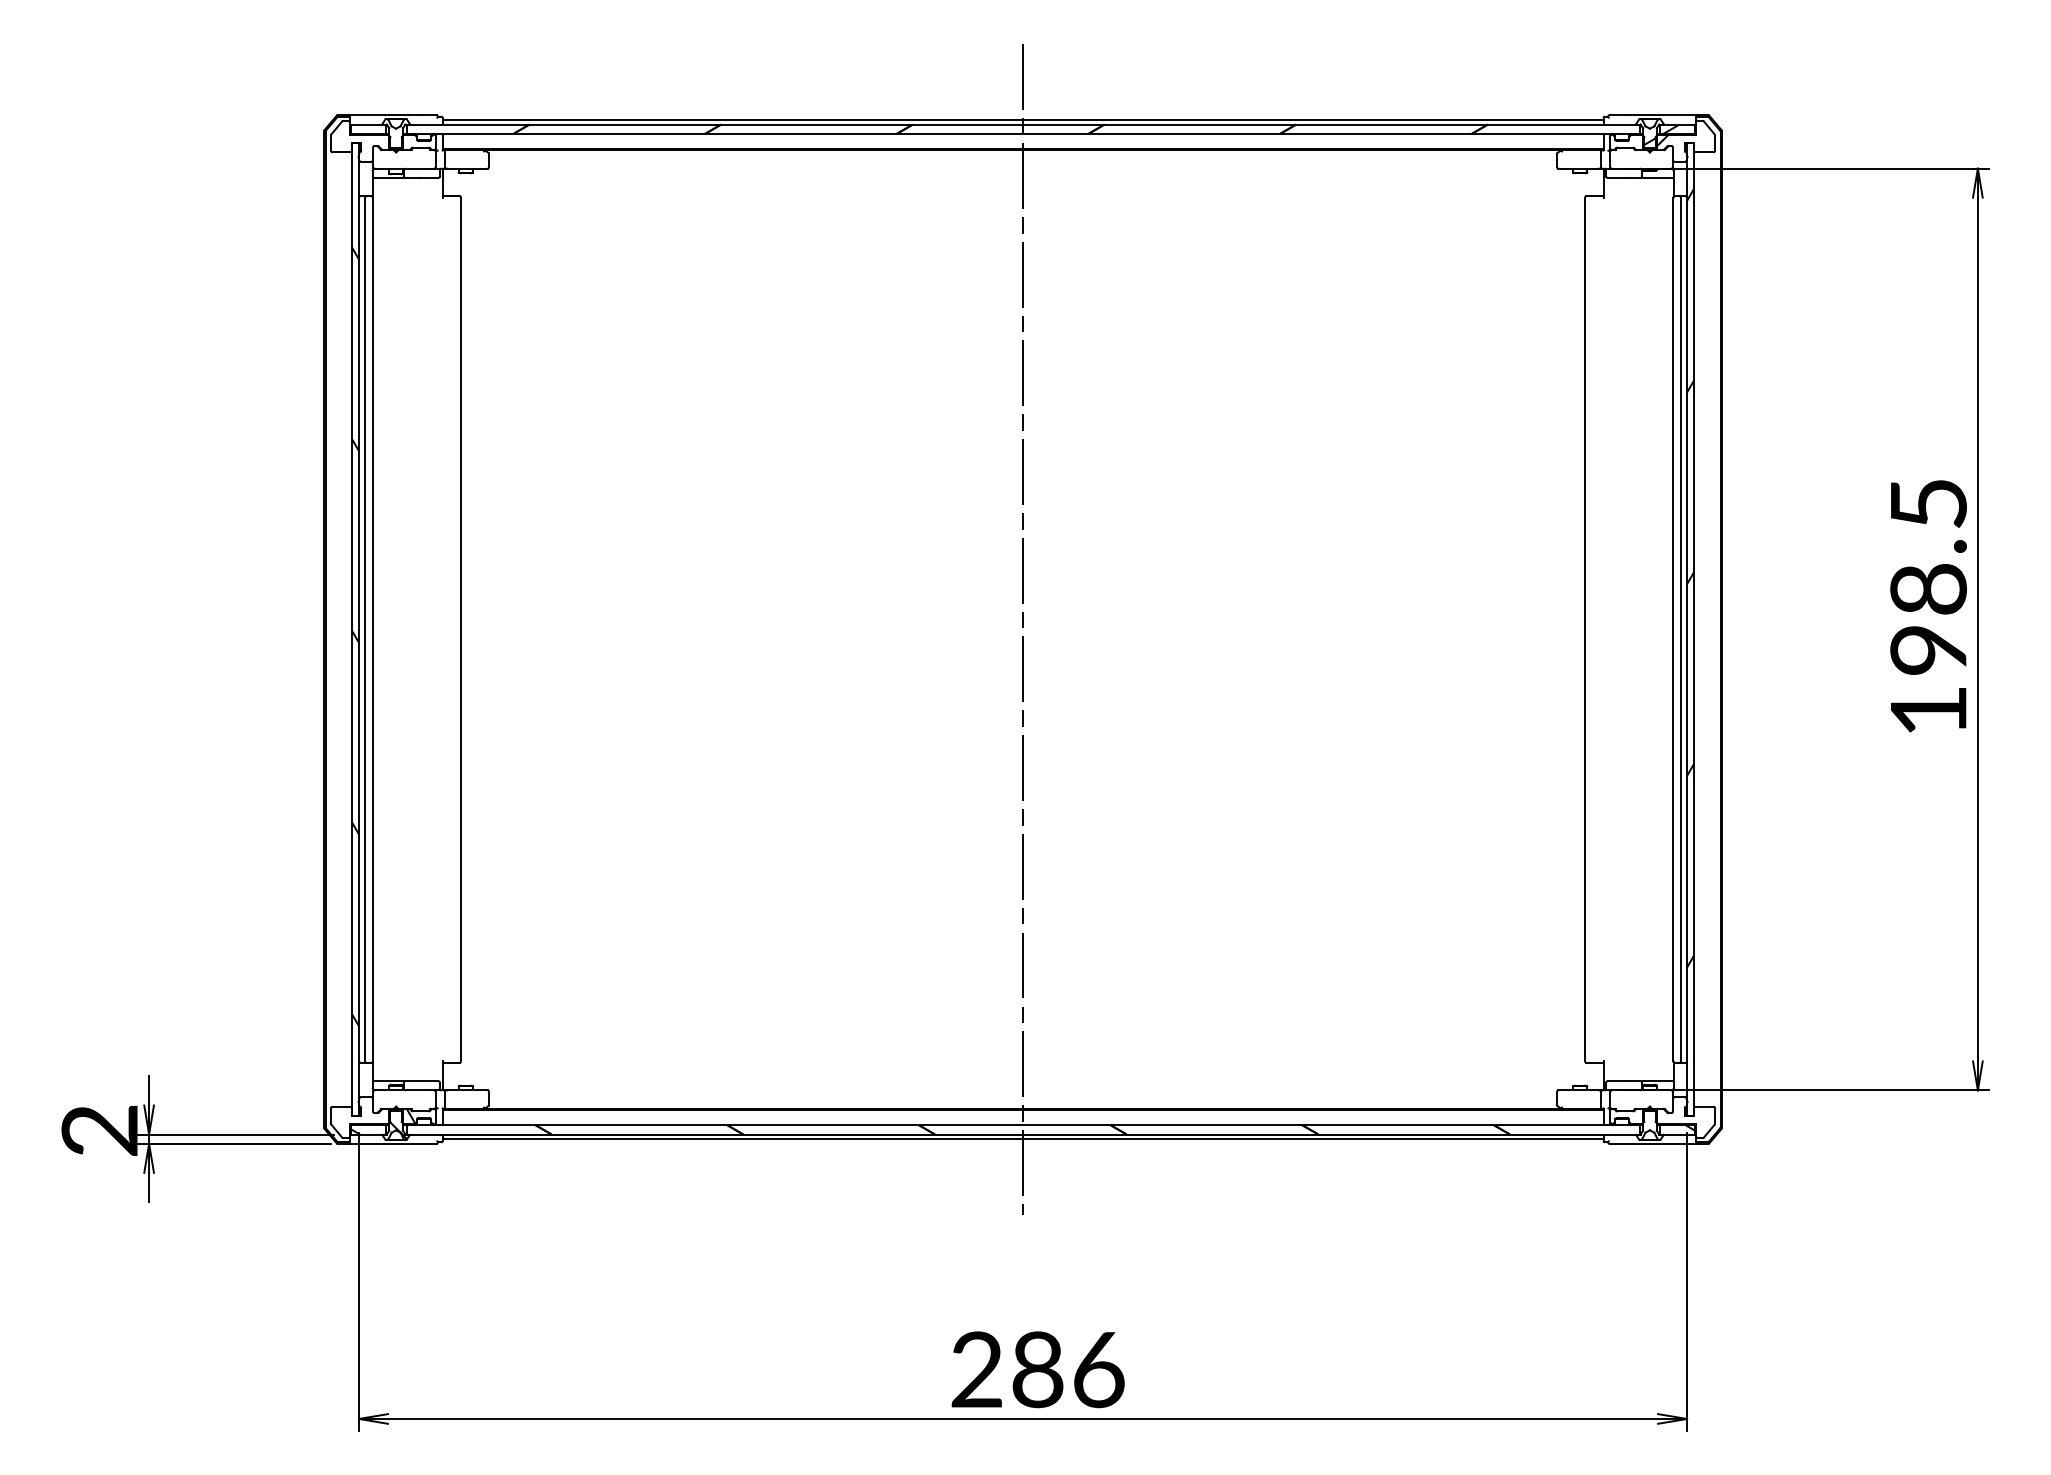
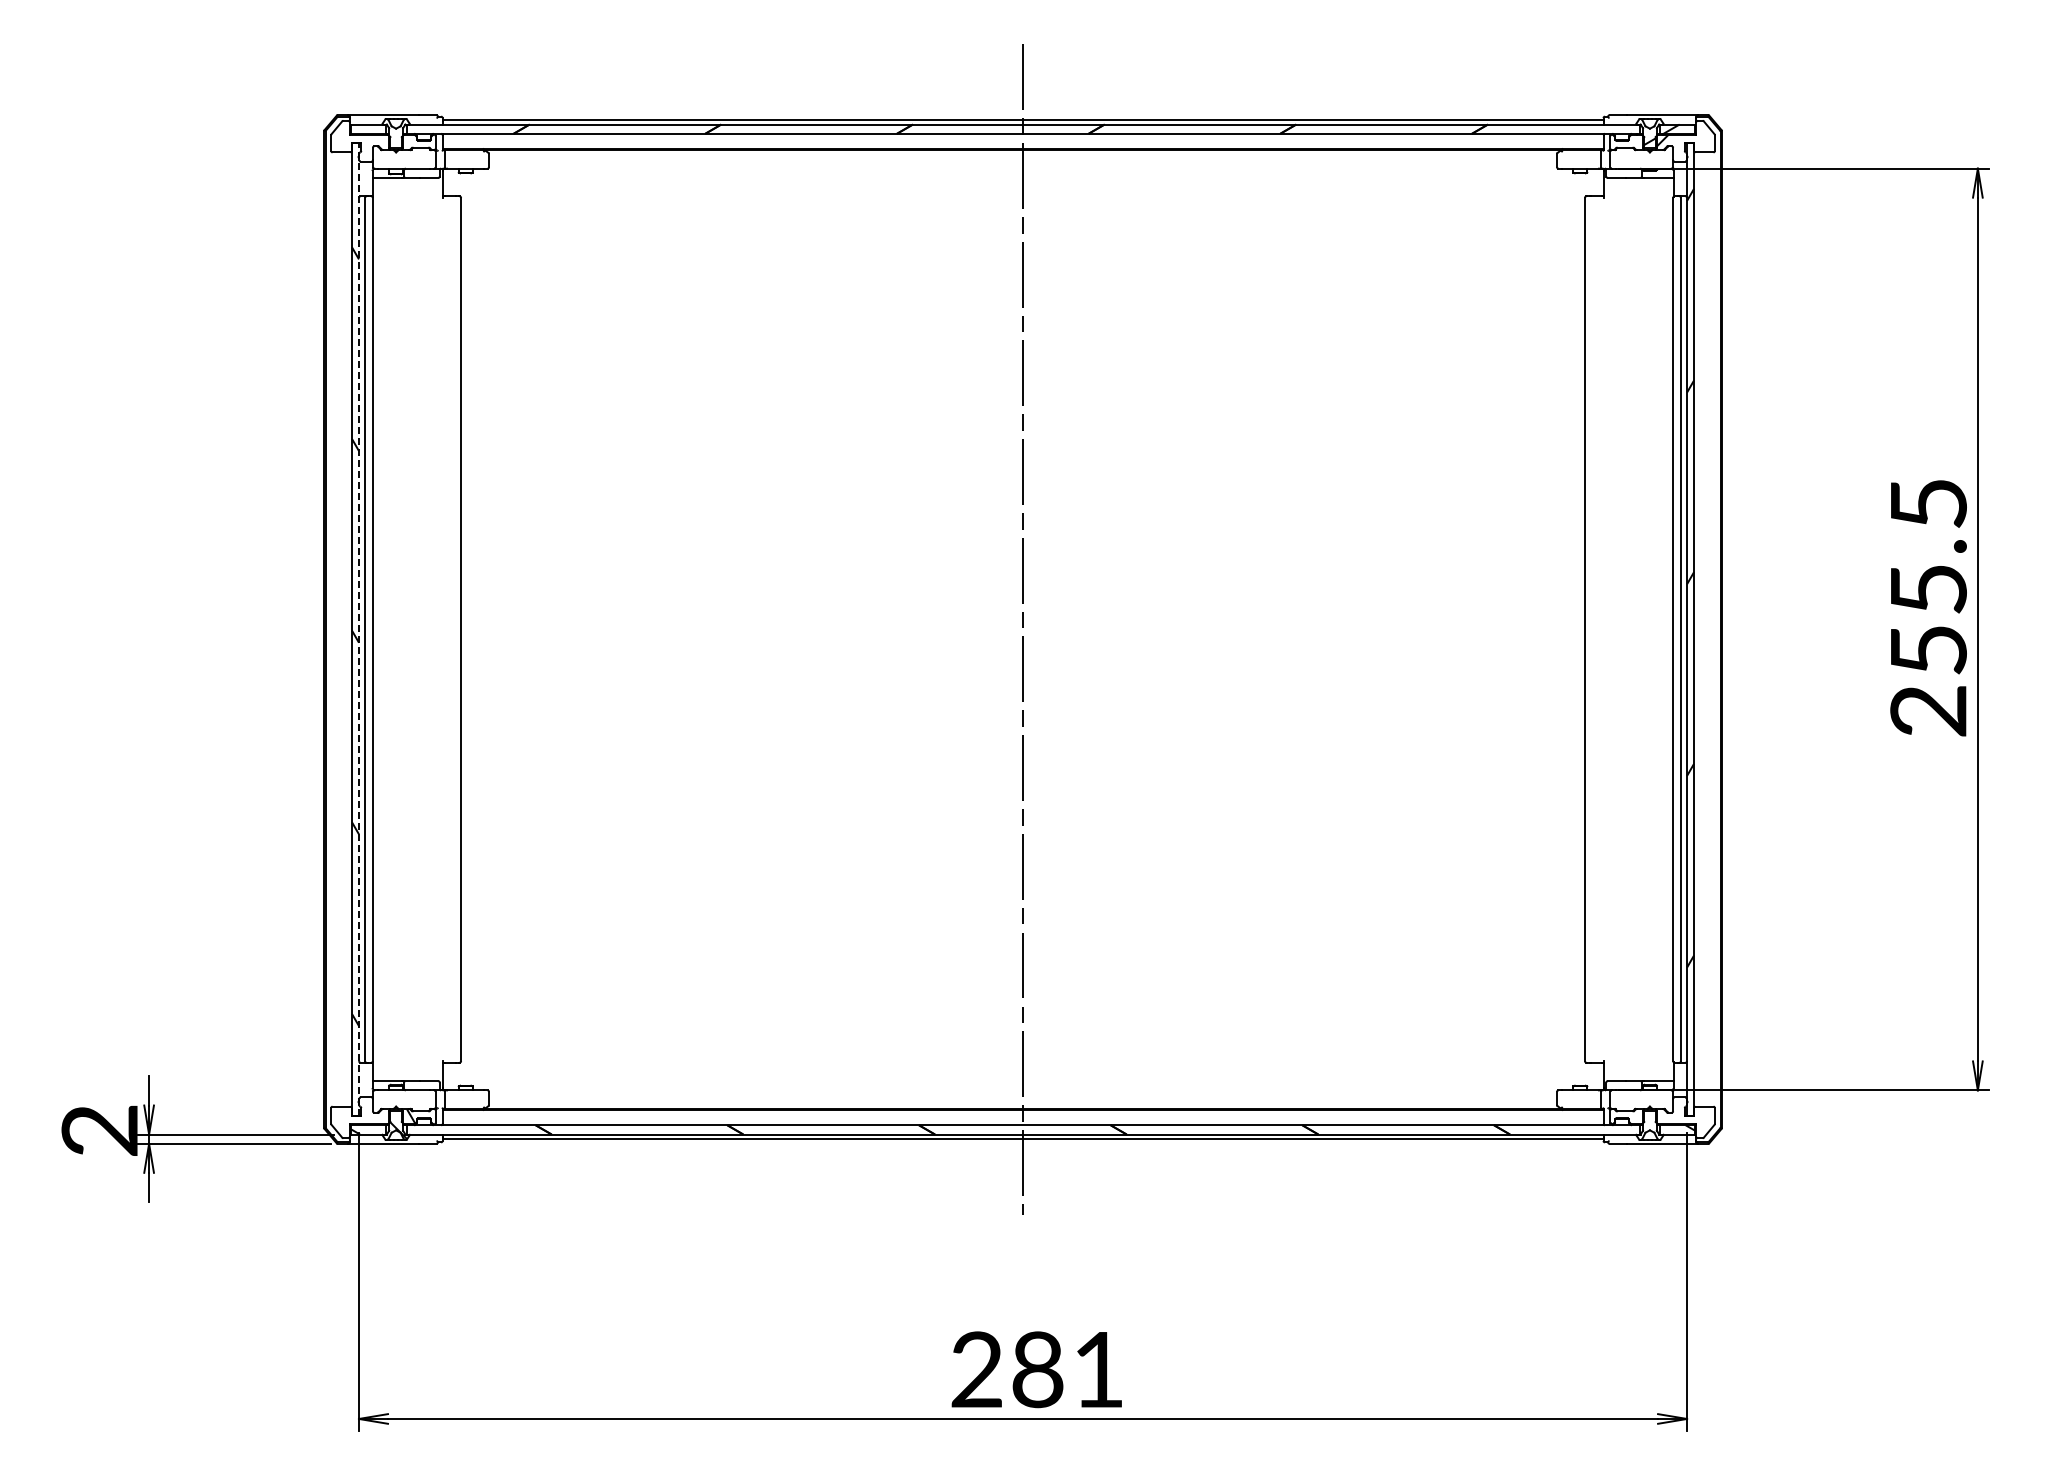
line: solid -> dashed (358, 629)
text: 198.5 -> 255.5 (1928, 650)
text: 286 -> 281 (1099, 1370)
